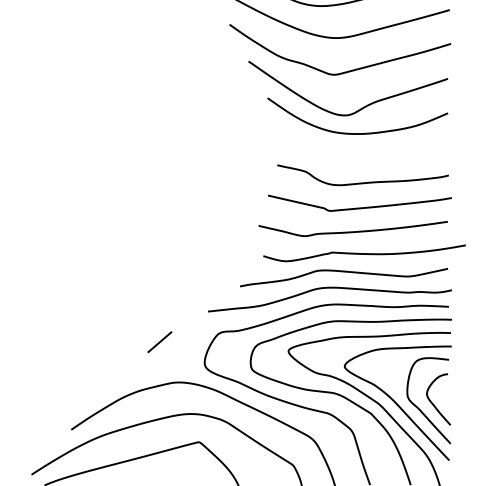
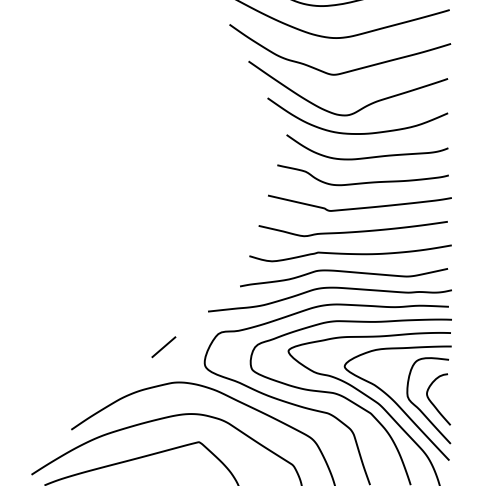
curve: none -> present (369, 156)
curve position: (364, 253) -> (350, 253) (350, 253)
line position: (159, 342) -> (163, 347) (163, 347)
